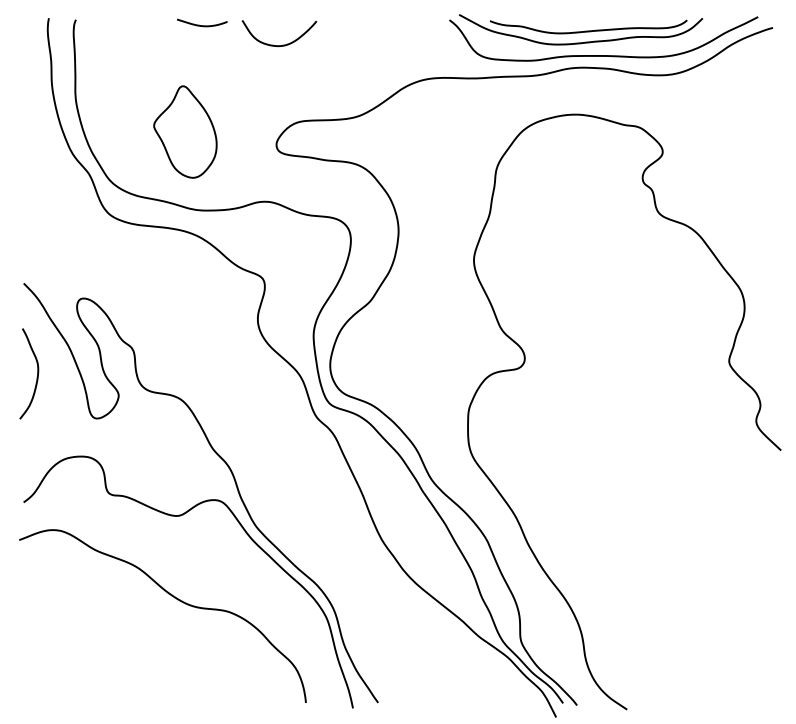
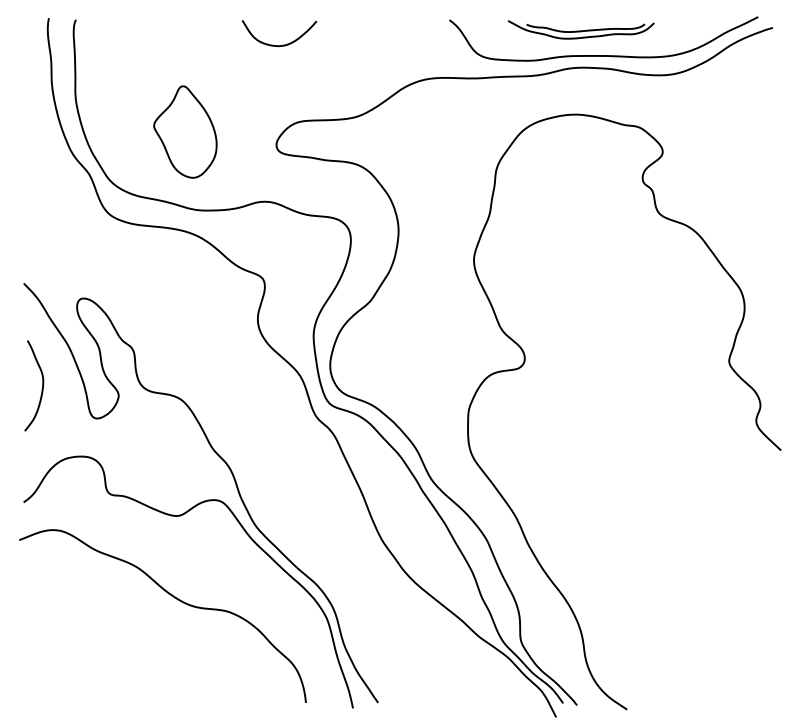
curve: present -> none (202, 25)
part size: 245x32 px -> 148x20 px (580, 29)
curve position: (37, 373) -> (42, 385) (42, 385)
